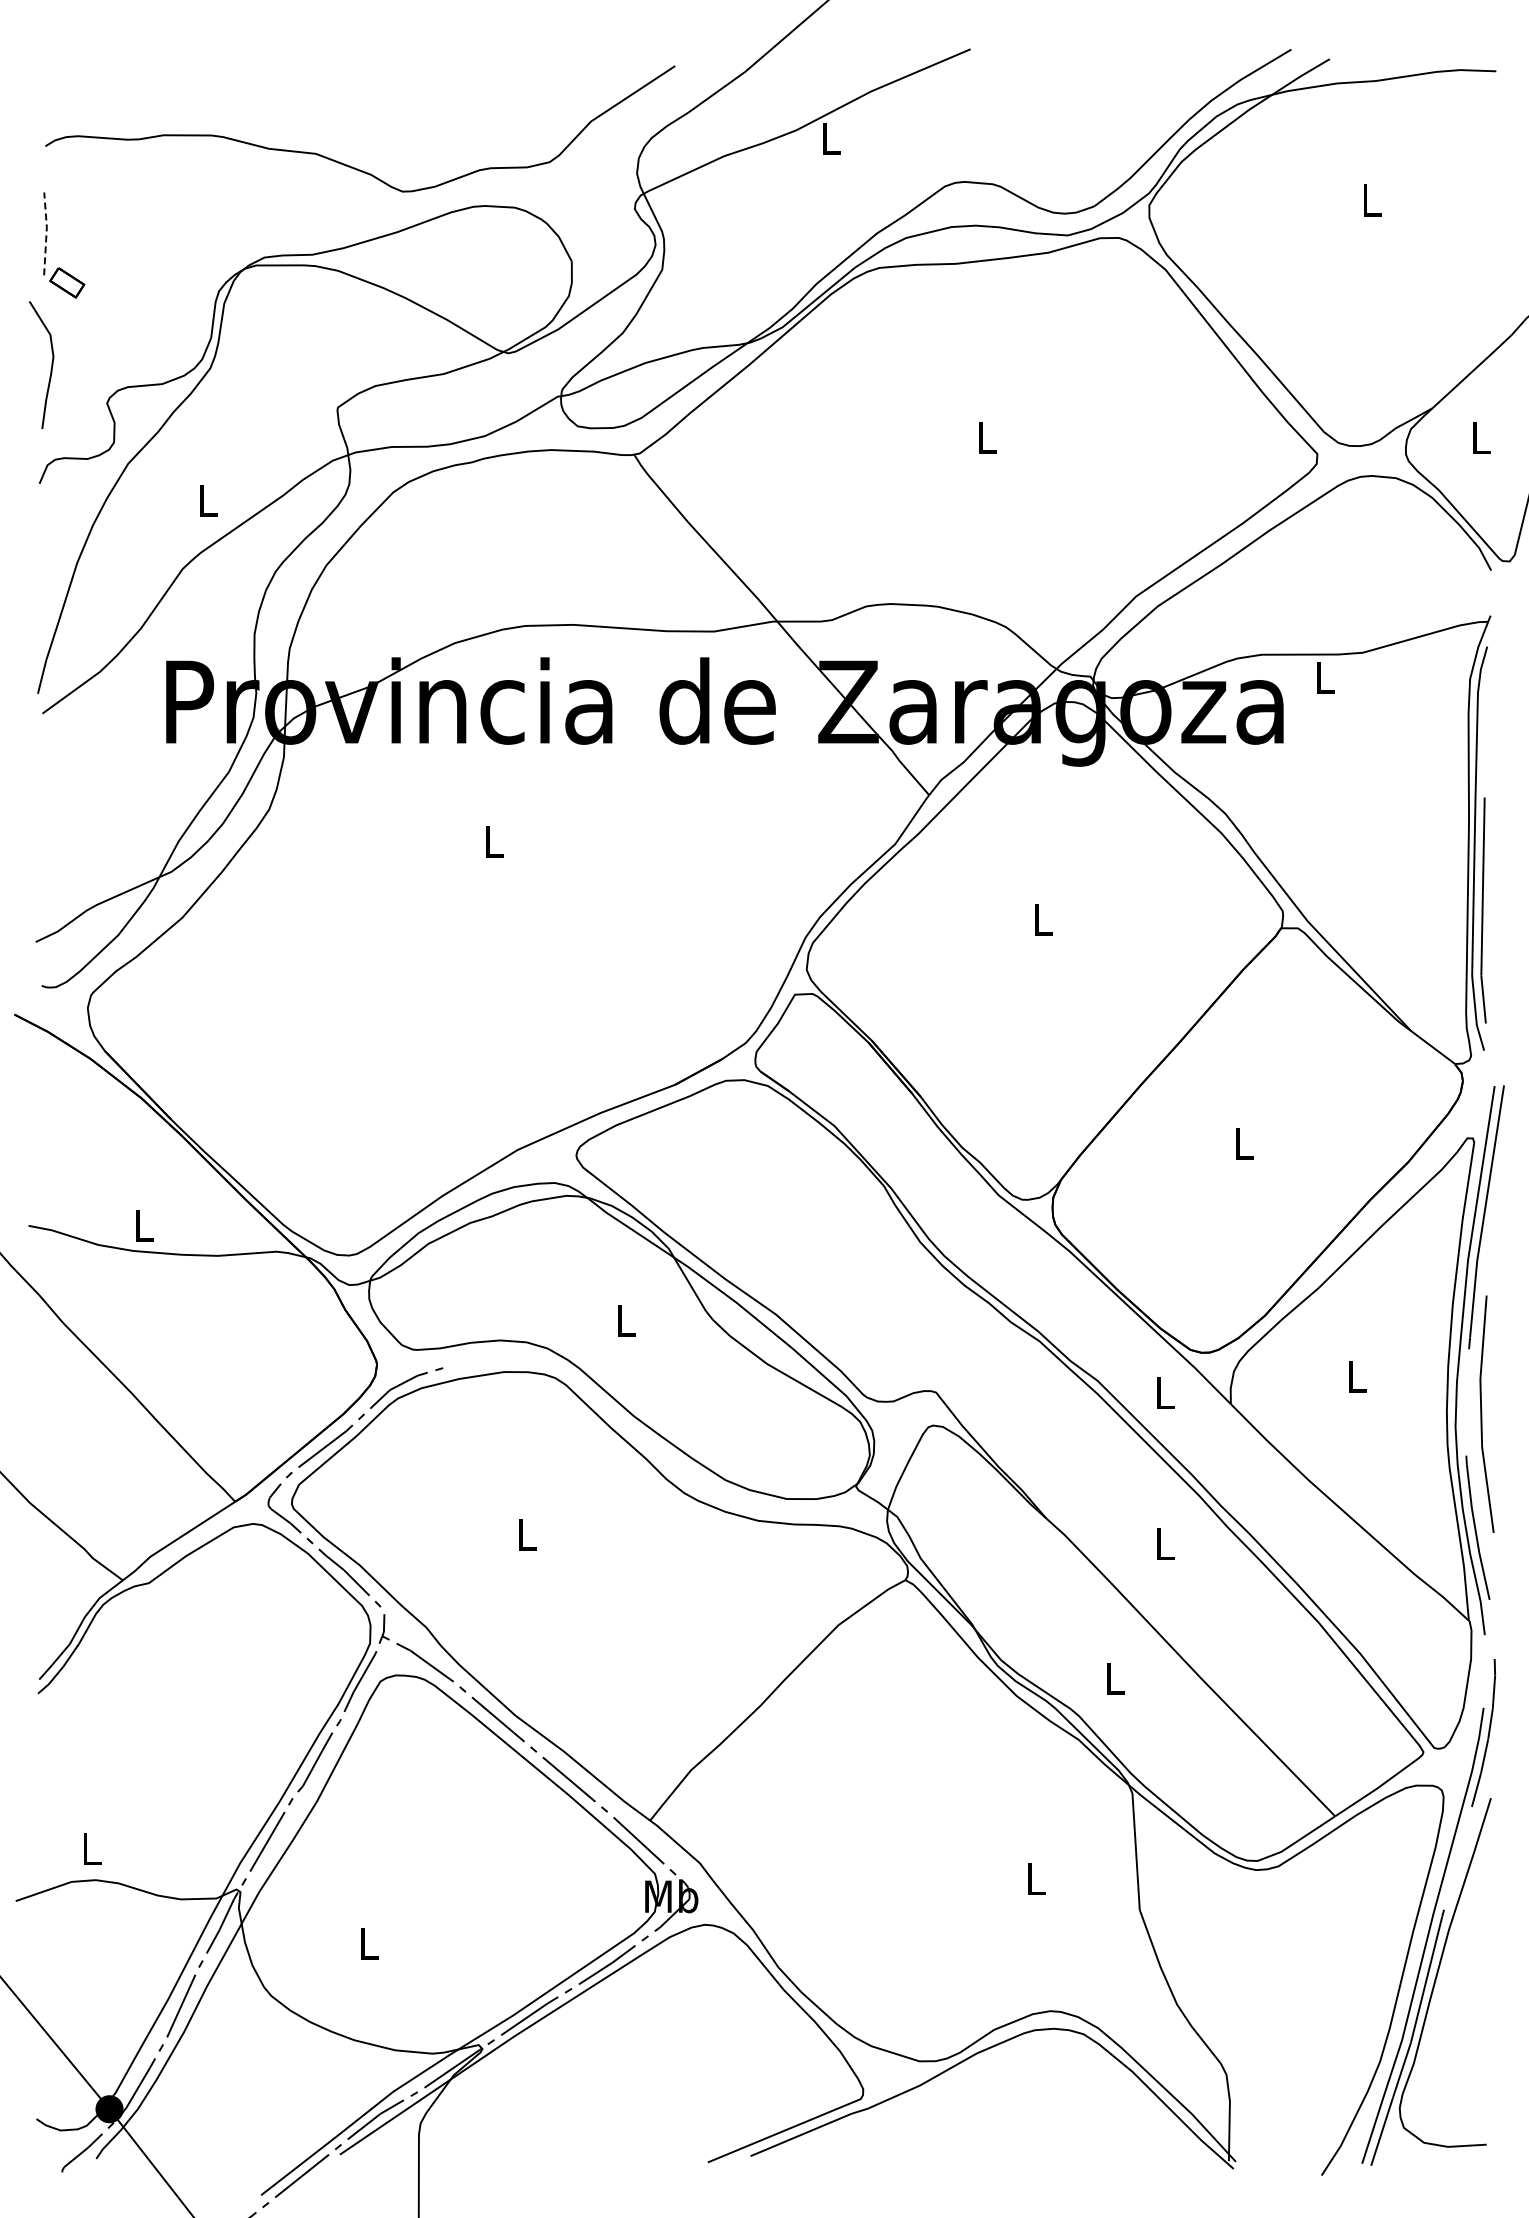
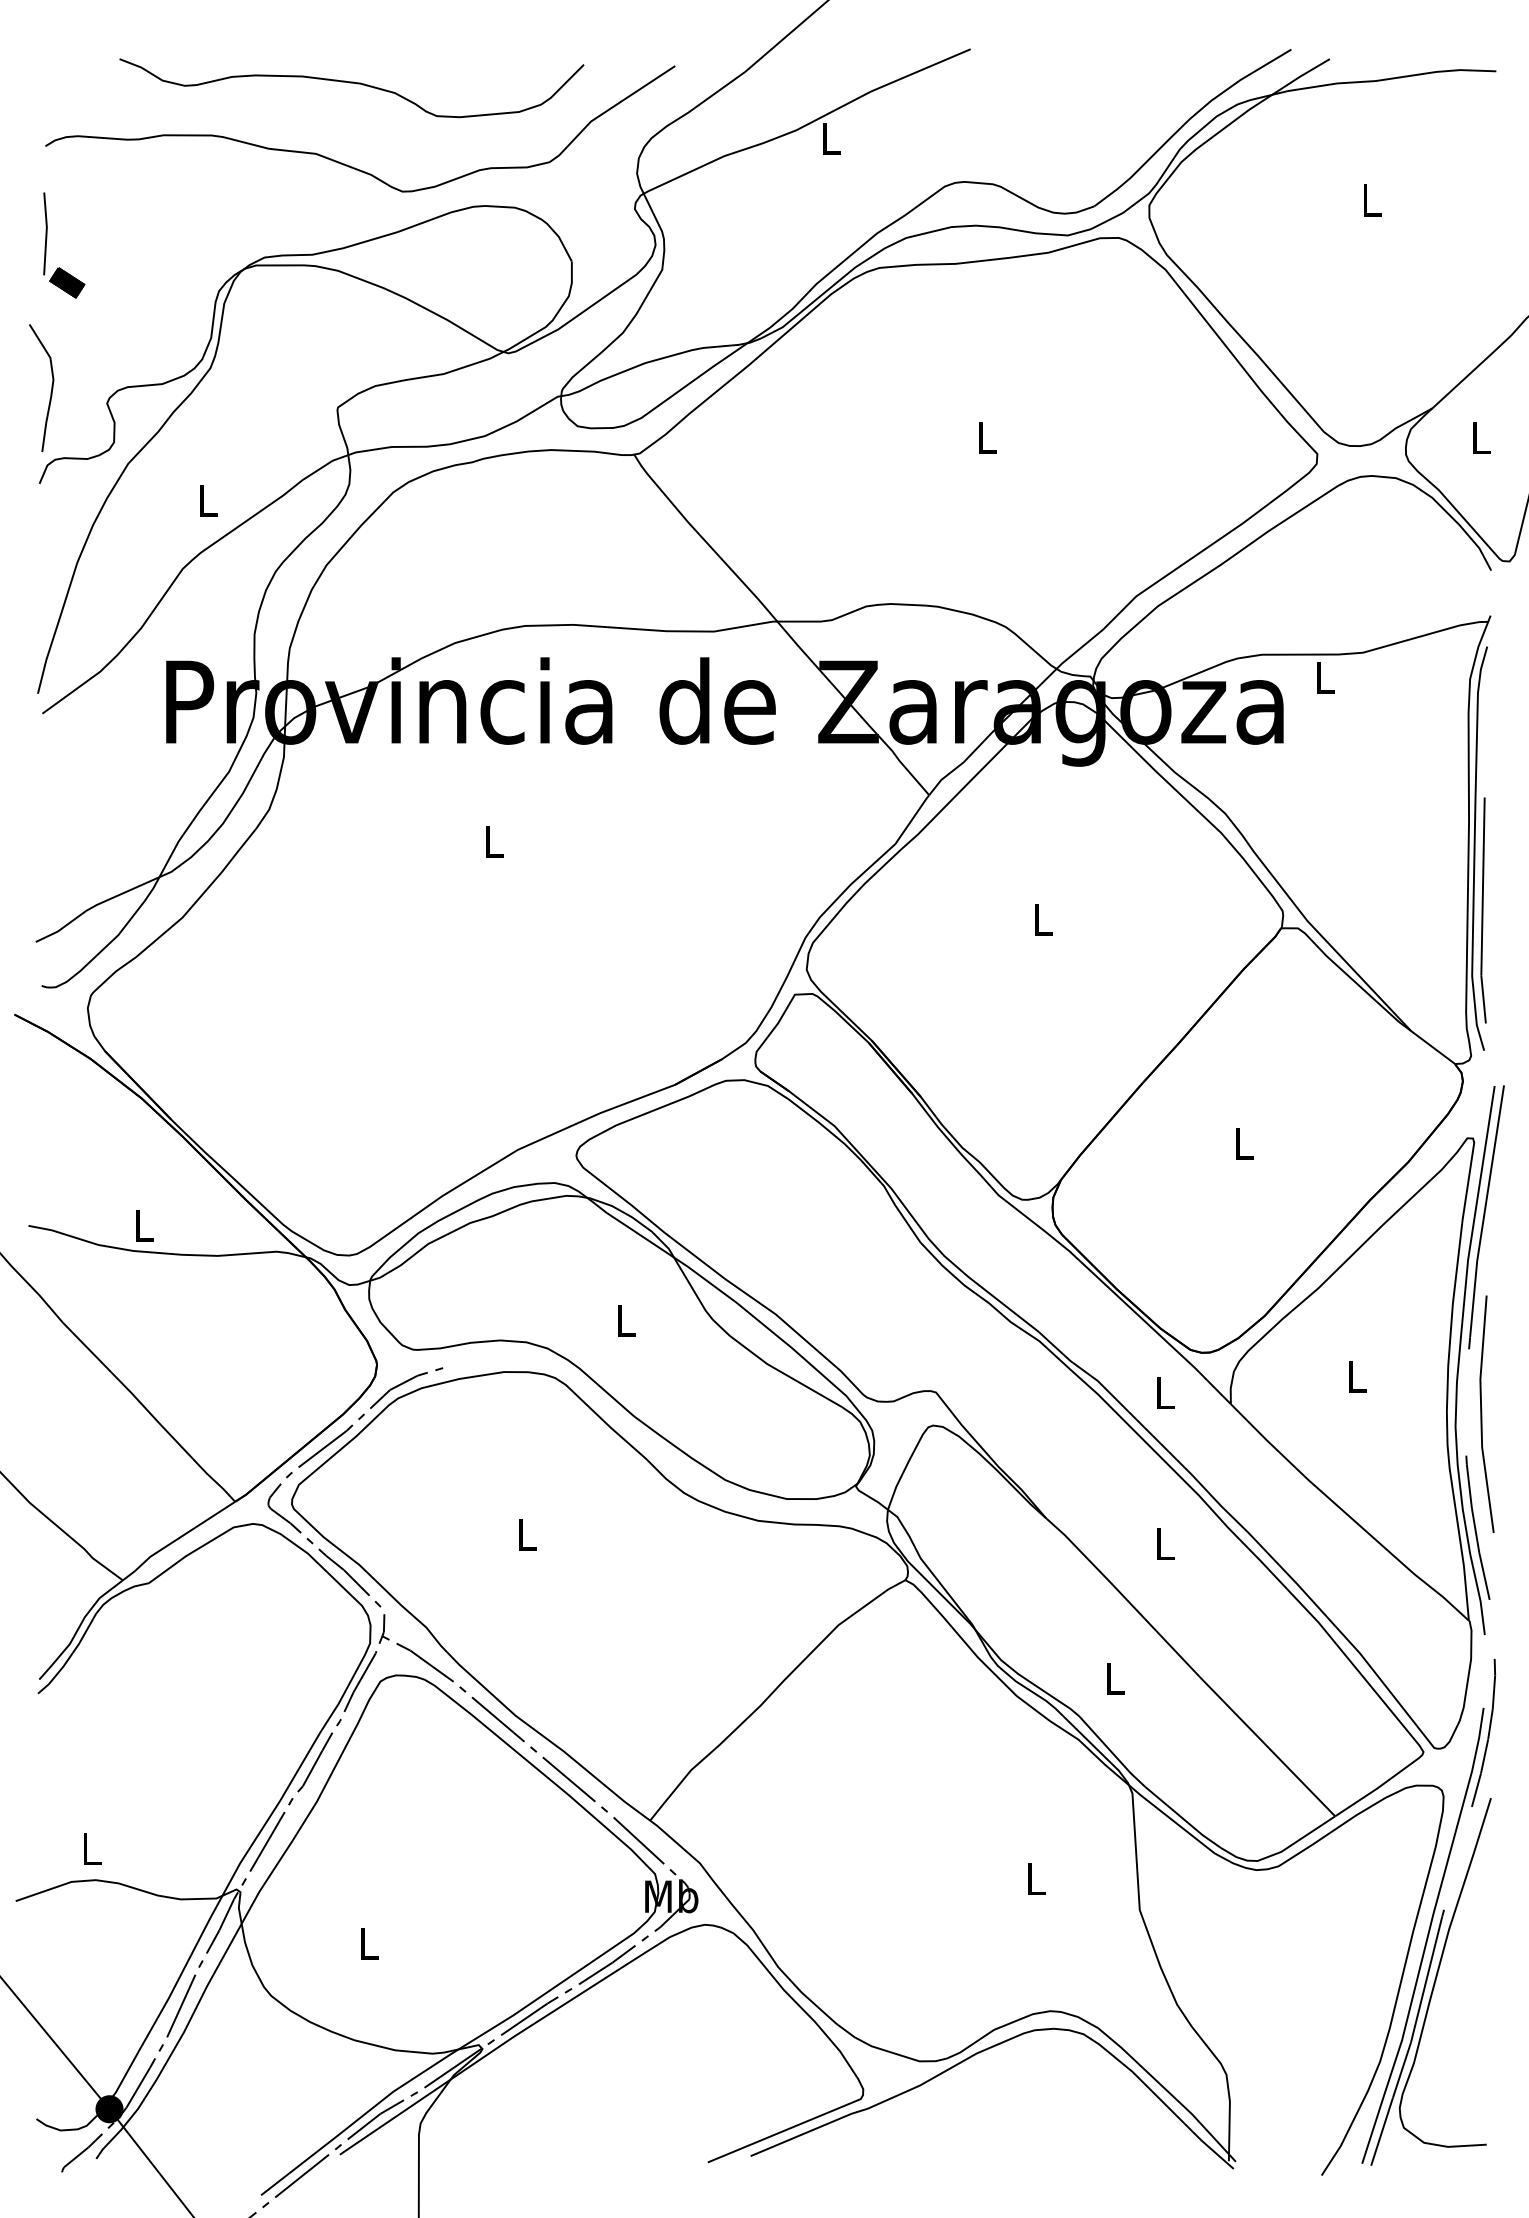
curve: none -> present (351, 83)
line: dashed -> solid (46, 233)
fill: none -> present (67, 282)
curve position: (51, 364) -> (51, 387) (51, 387)
